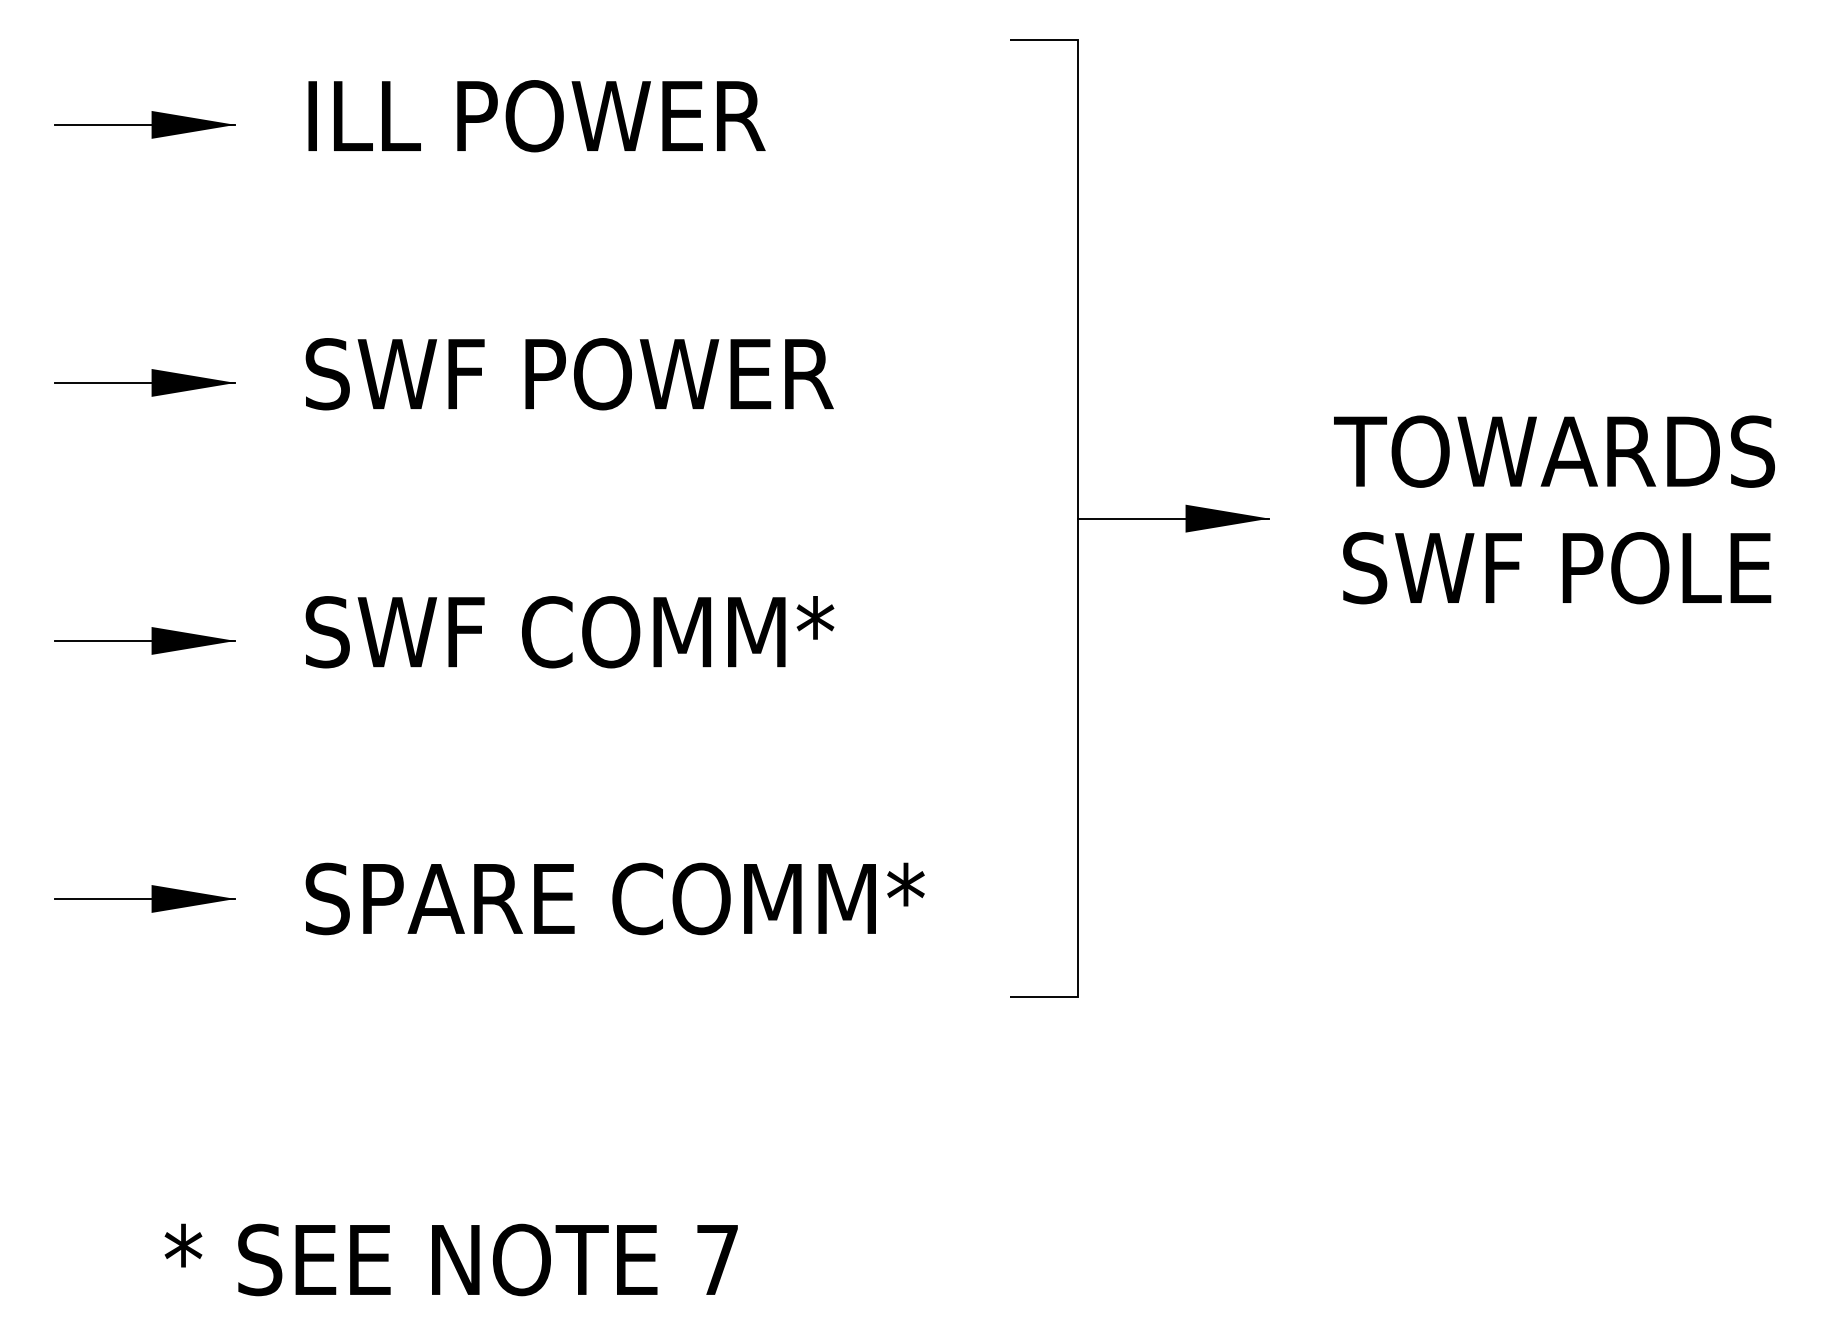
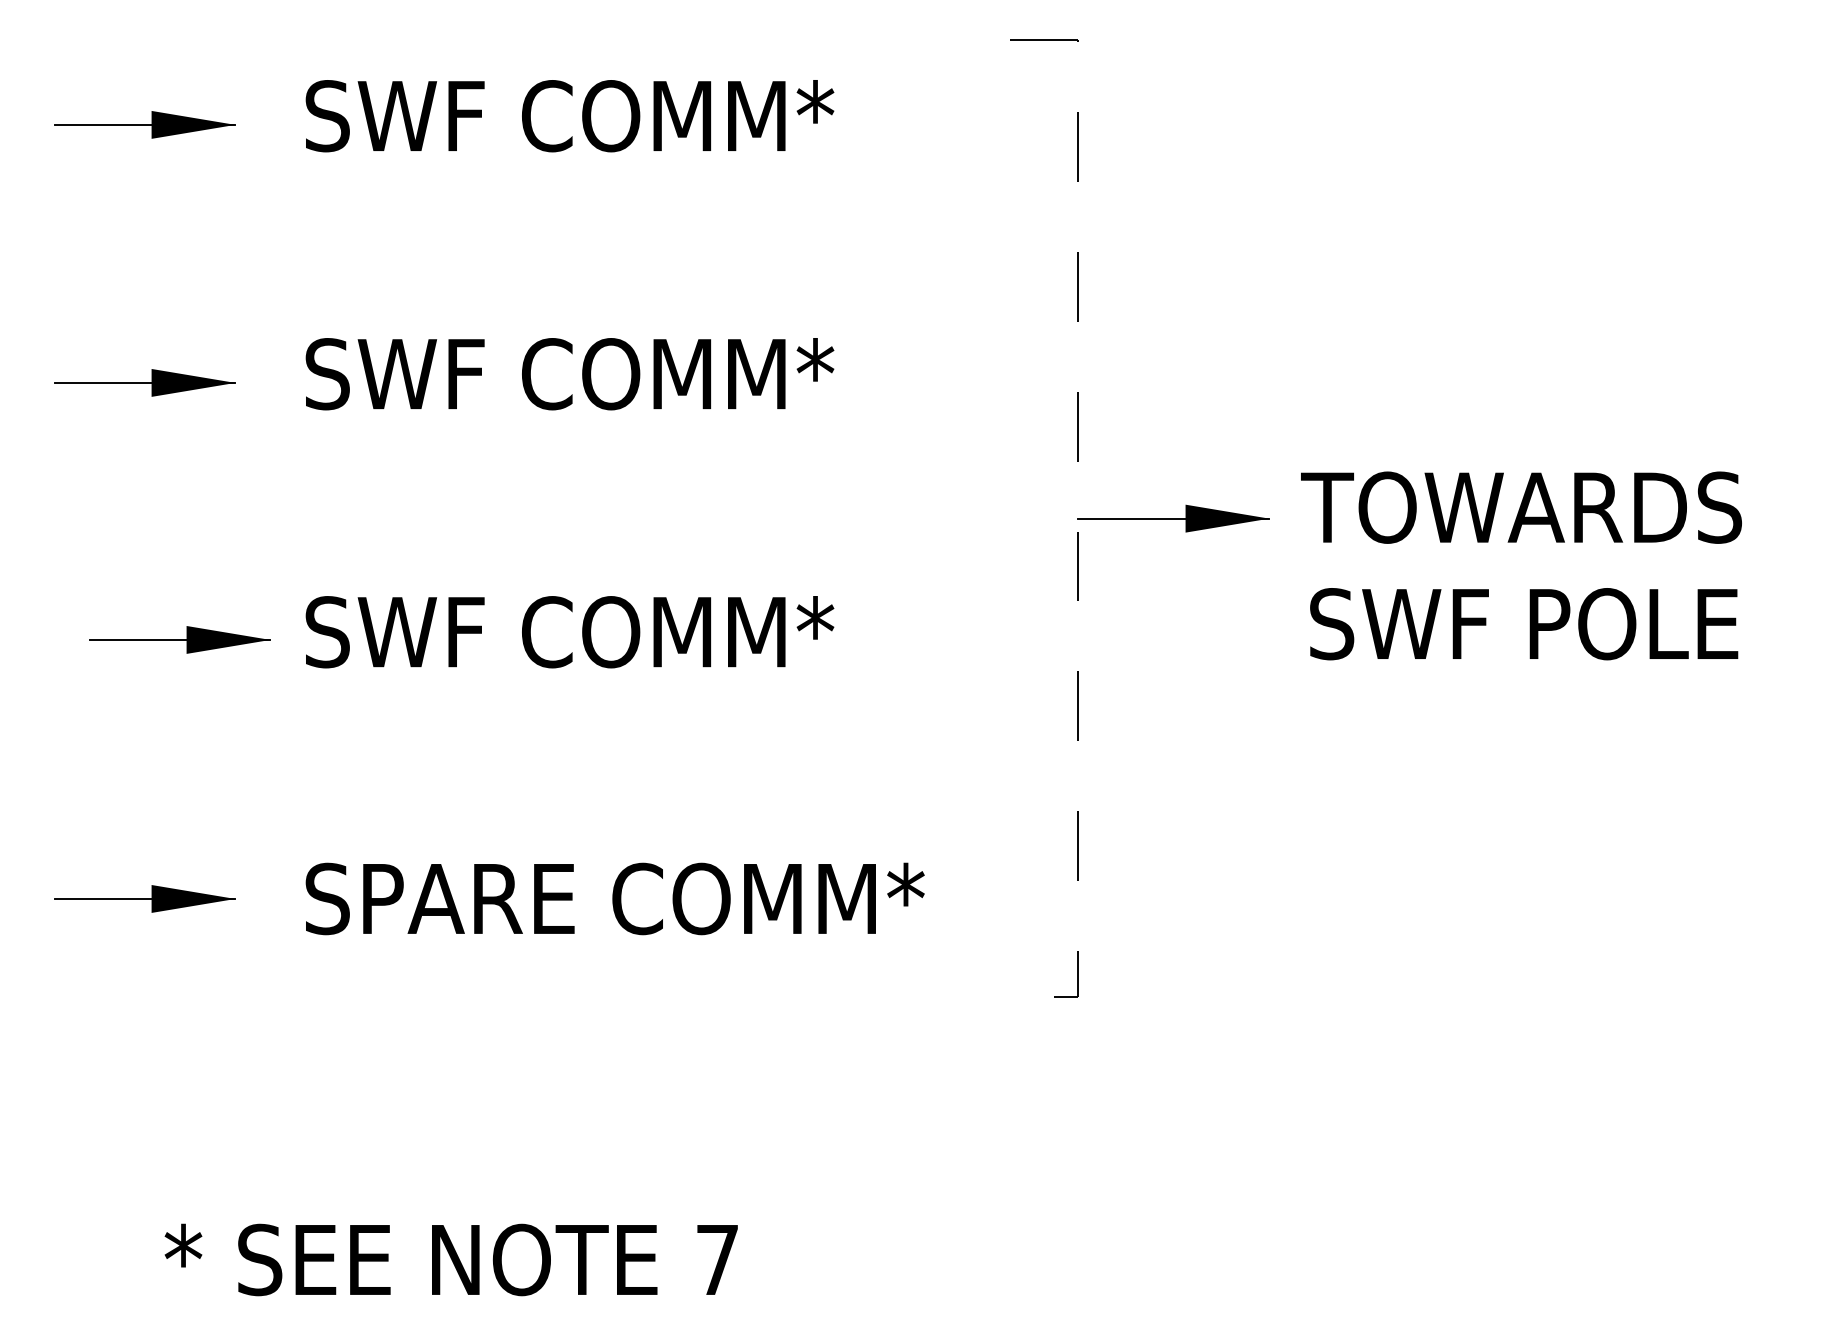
text: ILL POWER -> SWF COMM* (569, 116)
text: SWF POWER -> SWF COMM* (678, 374)
text position: (1554, 509) -> (1521, 565) (1521, 565)
line: solid -> dashed (1077, 519)
part position: (144, 640) -> (179, 639) (179, 639)
